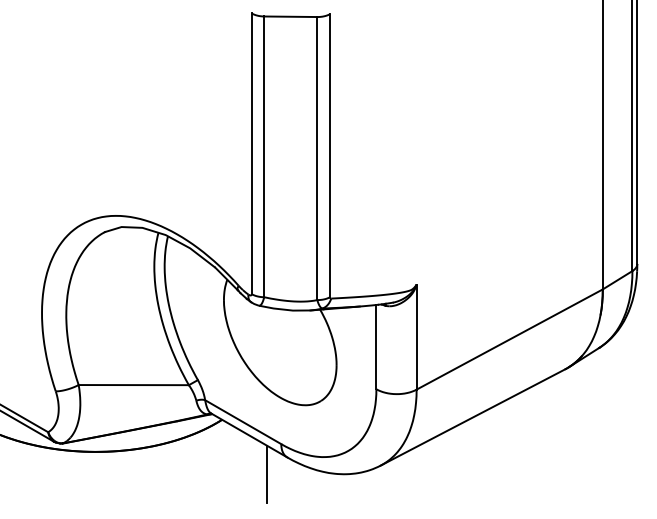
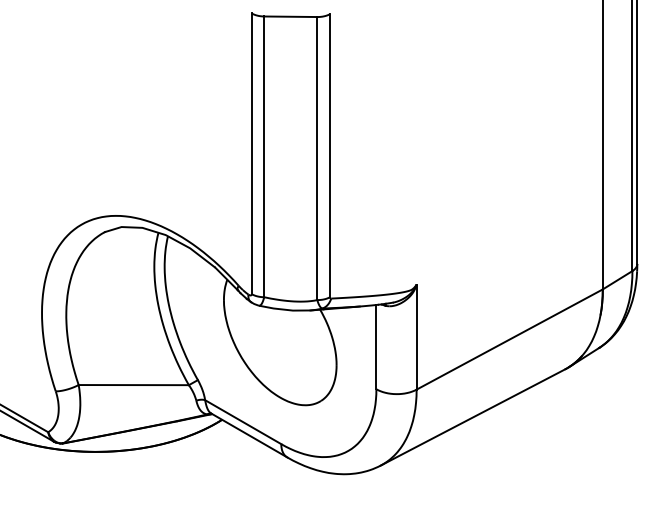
line: present -> none (266, 474)
